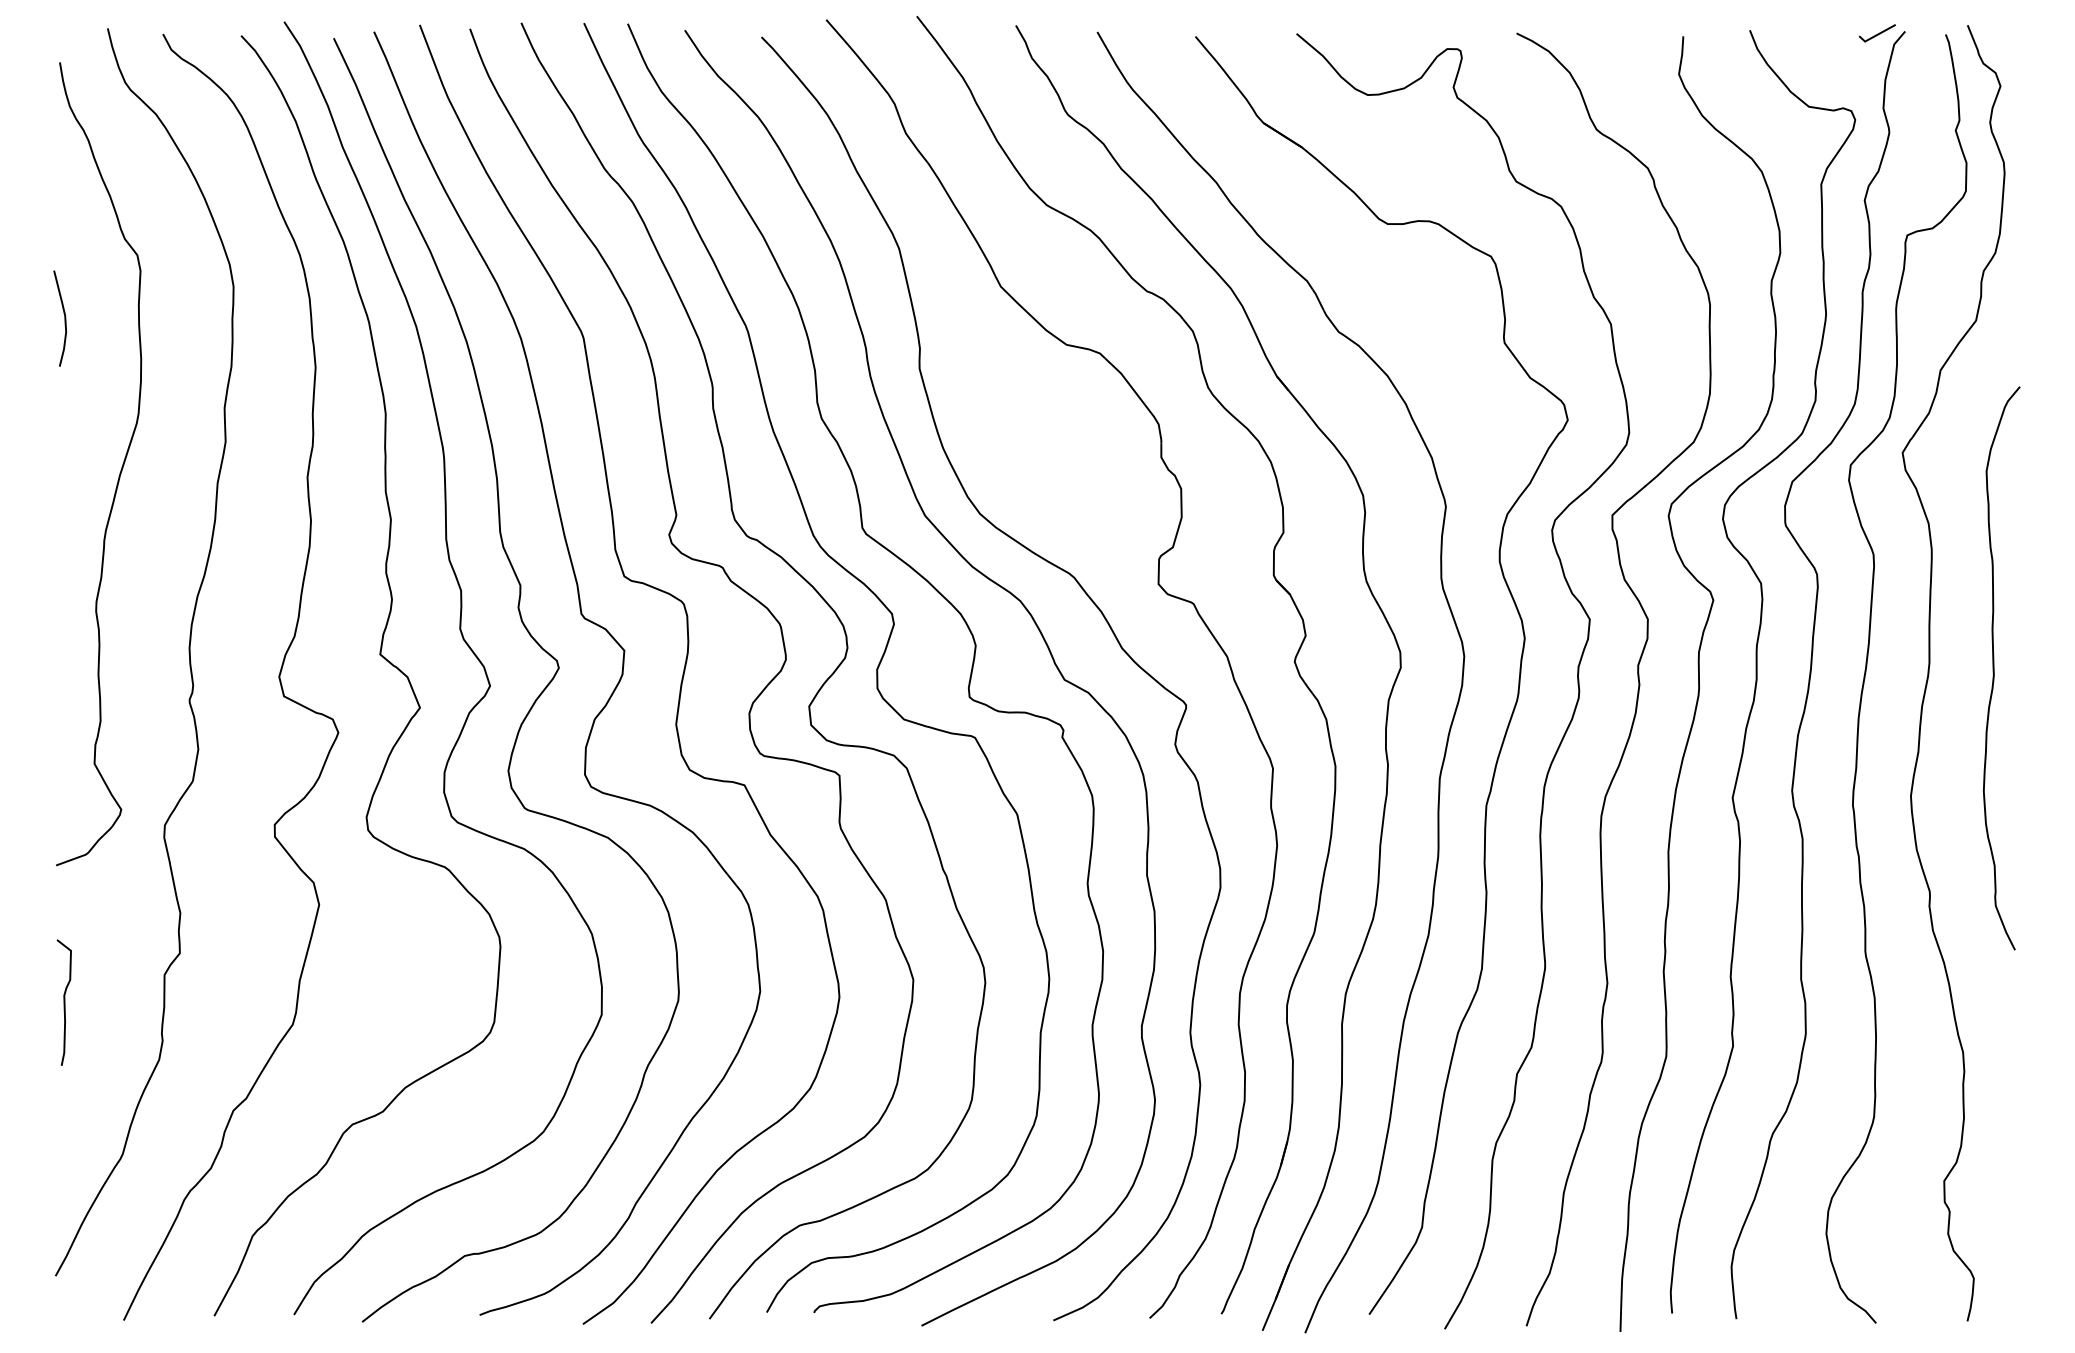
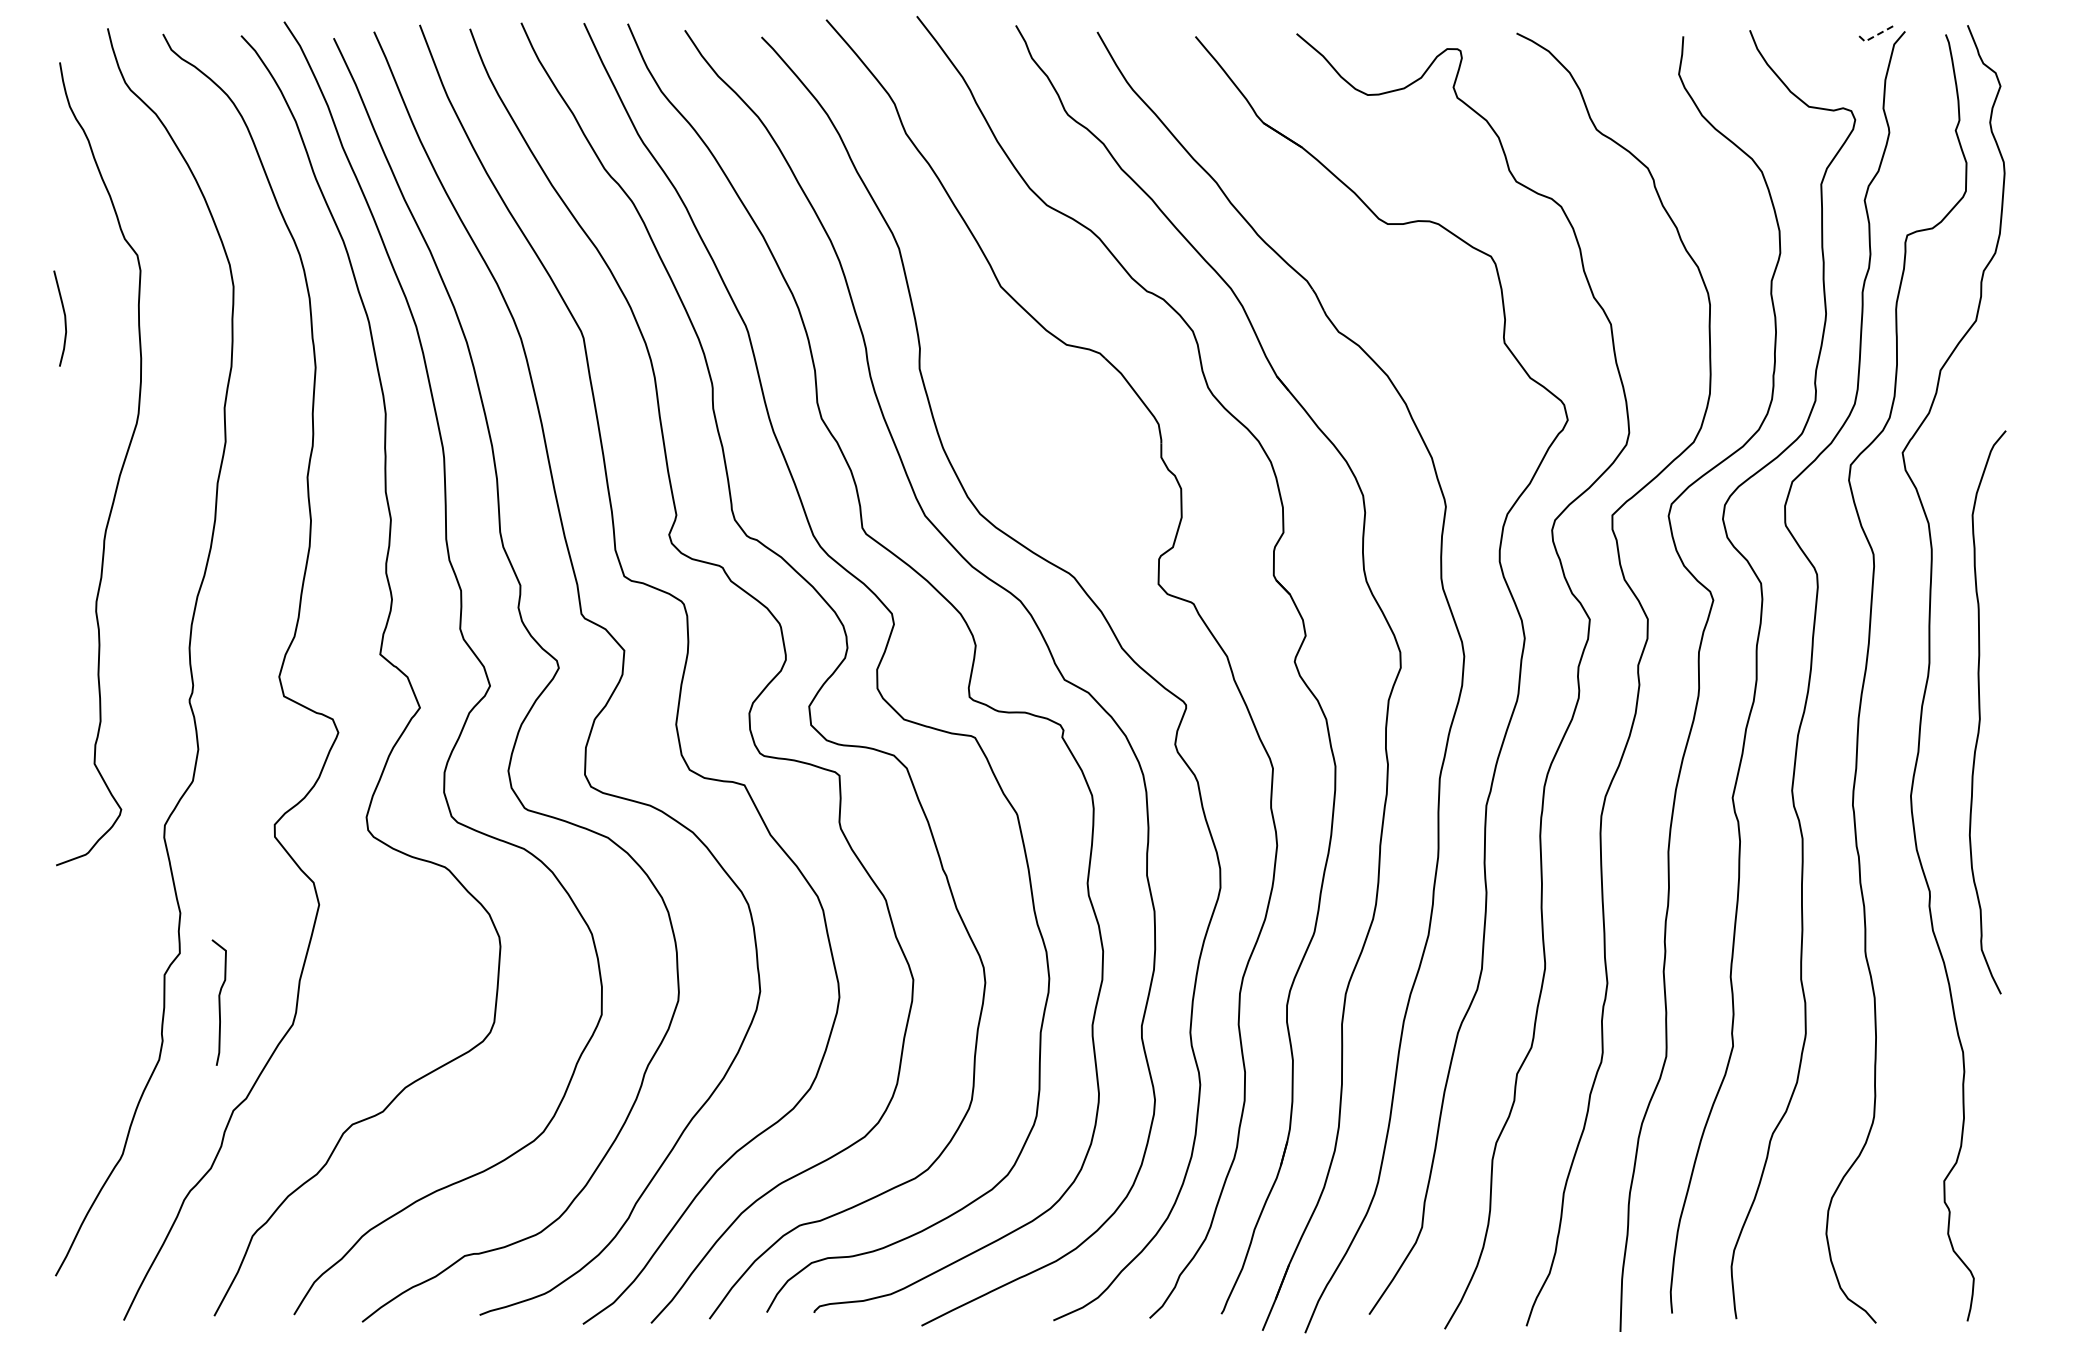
line: solid -> dashed (1876, 35)
curve position: (1994, 668) -> (1980, 712) (1980, 712)
curve position: (63, 1002) -> (218, 1002) (218, 1002)
